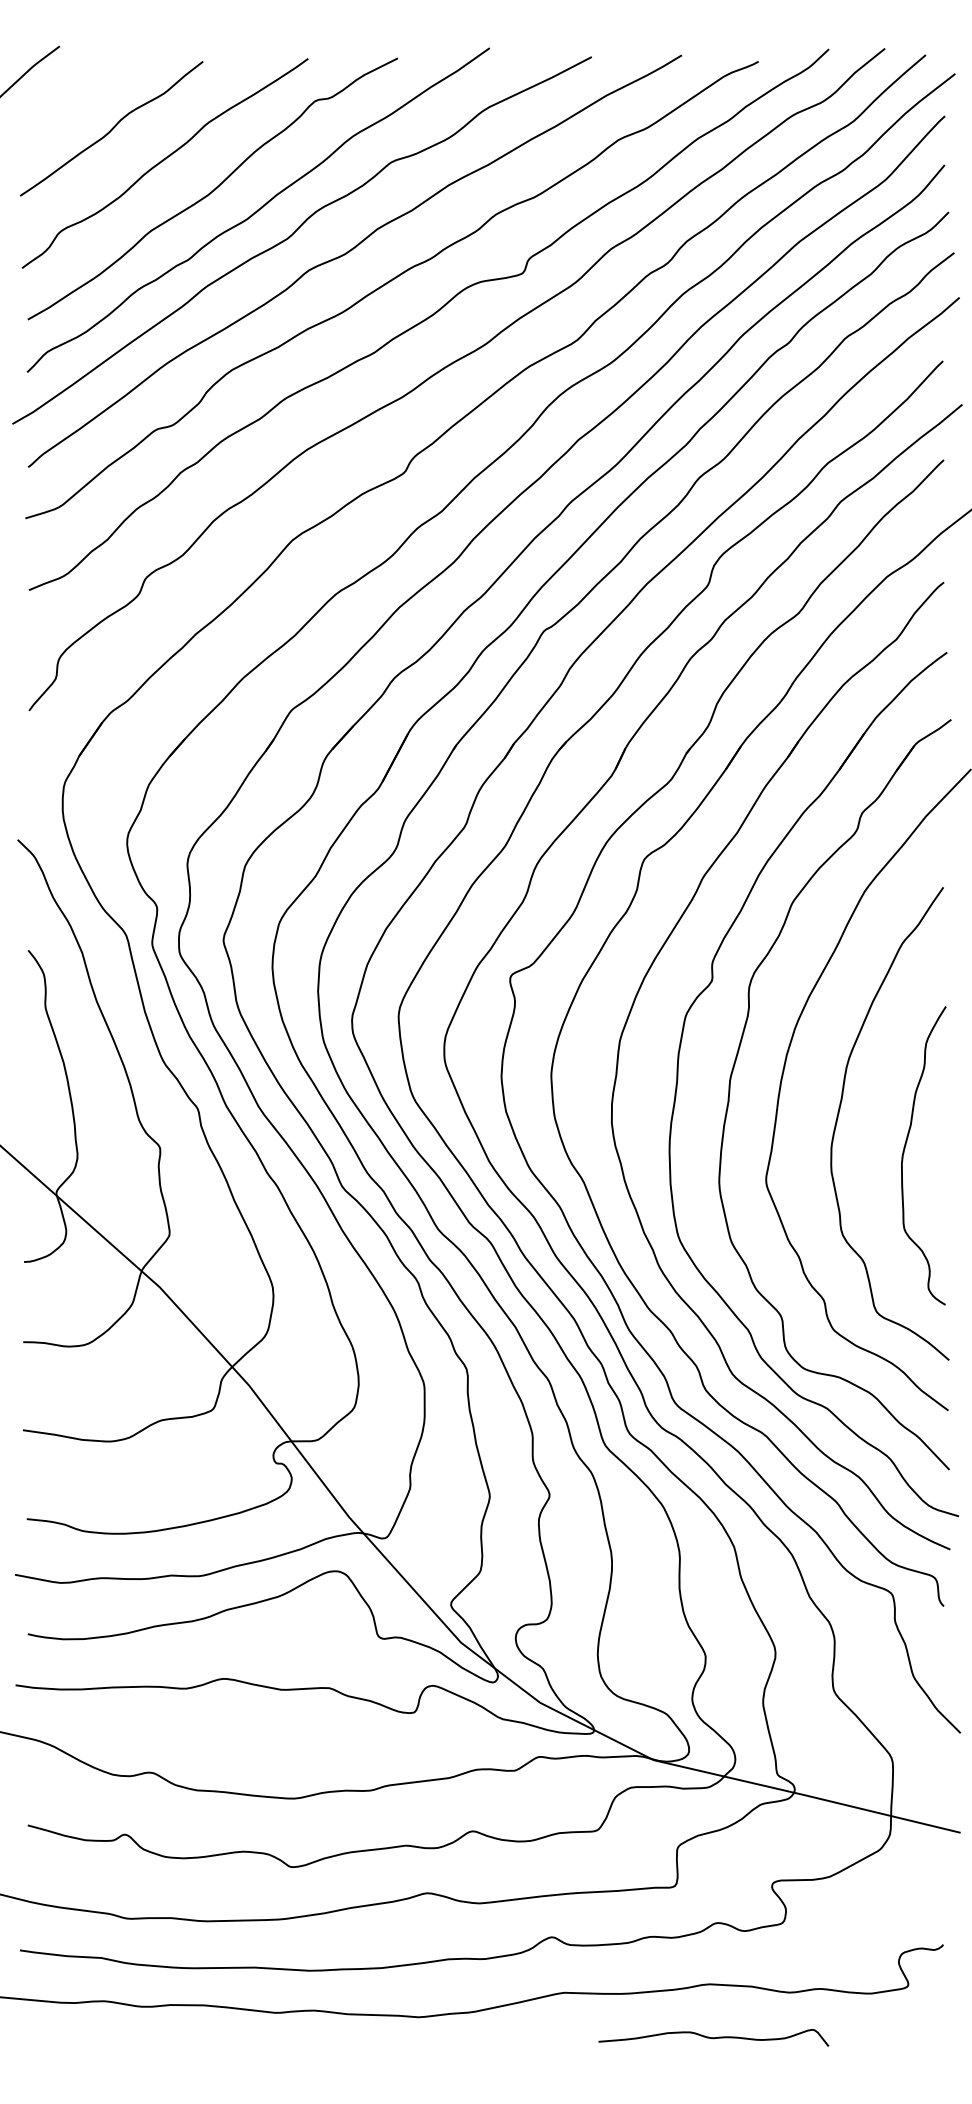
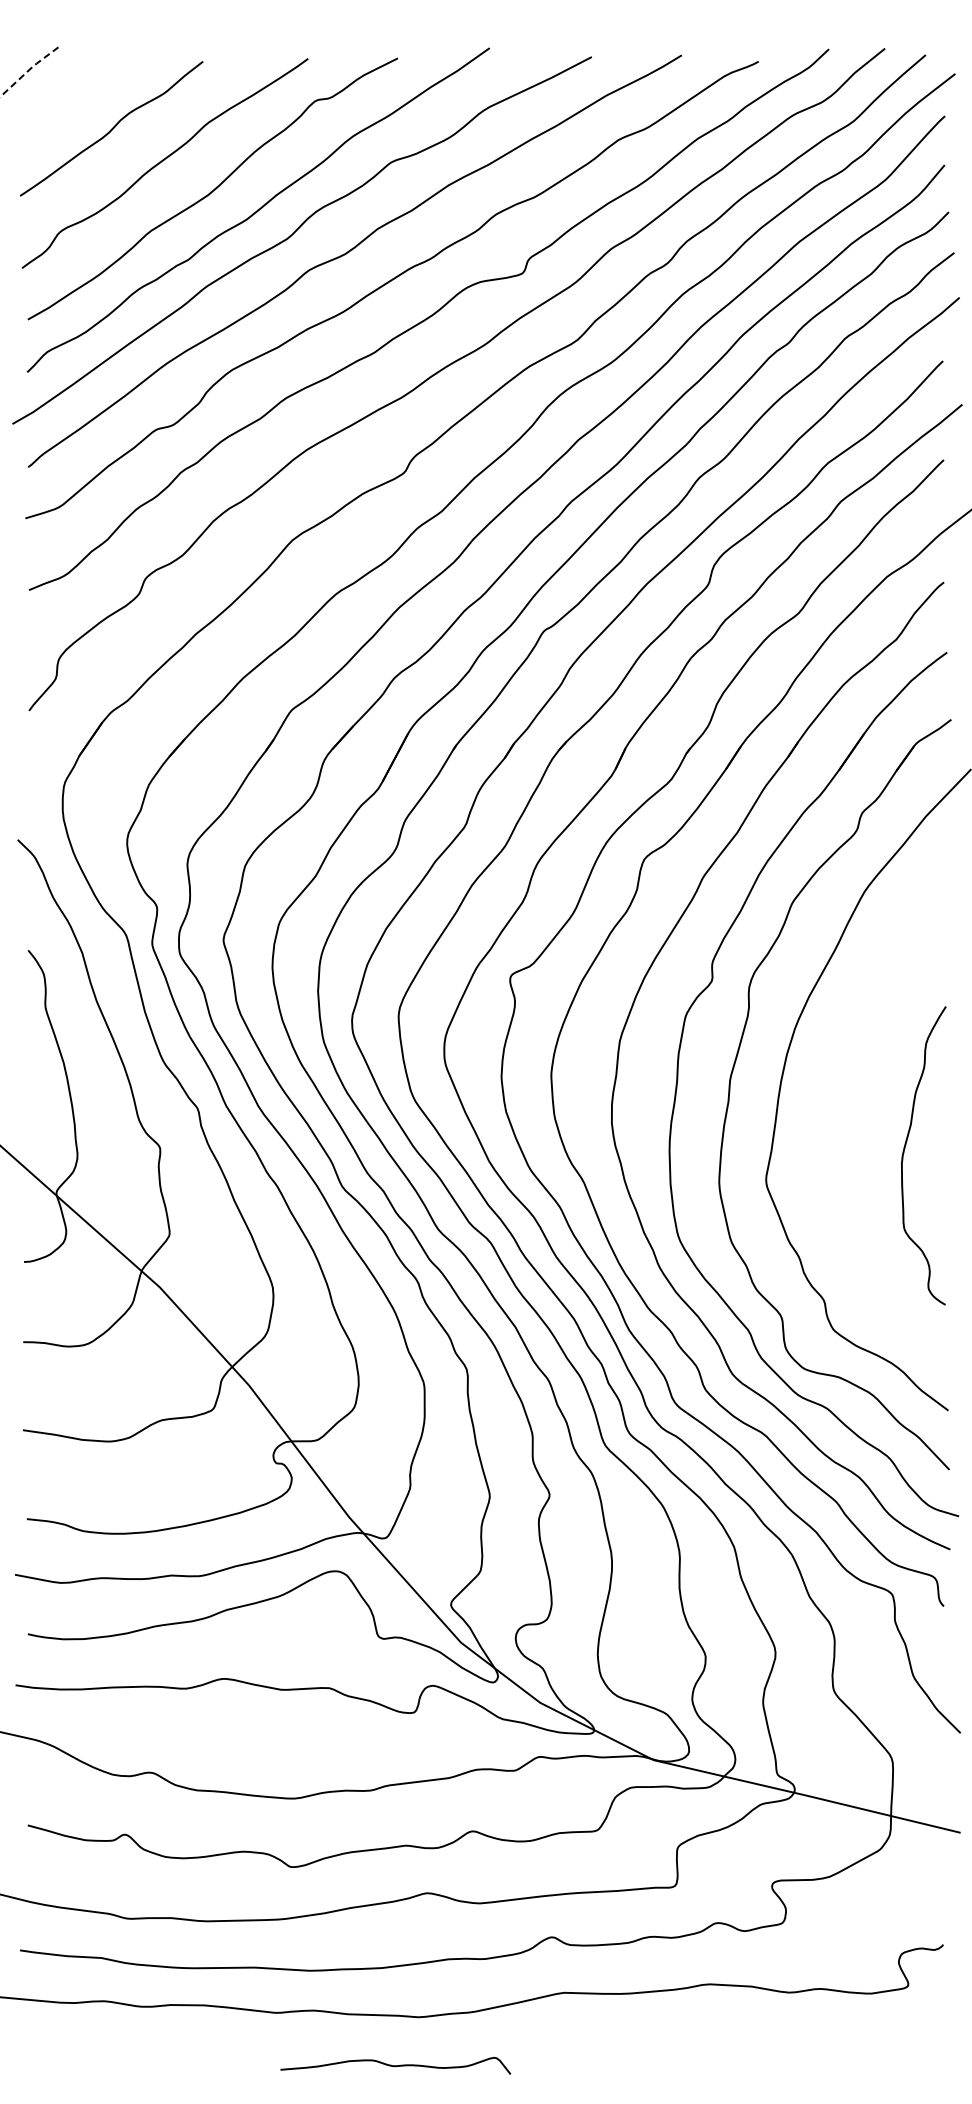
line: solid -> dashed (30, 69)
curve: present -> none (839, 1114)
curve position: (713, 2037) -> (395, 2065) (395, 2065)
